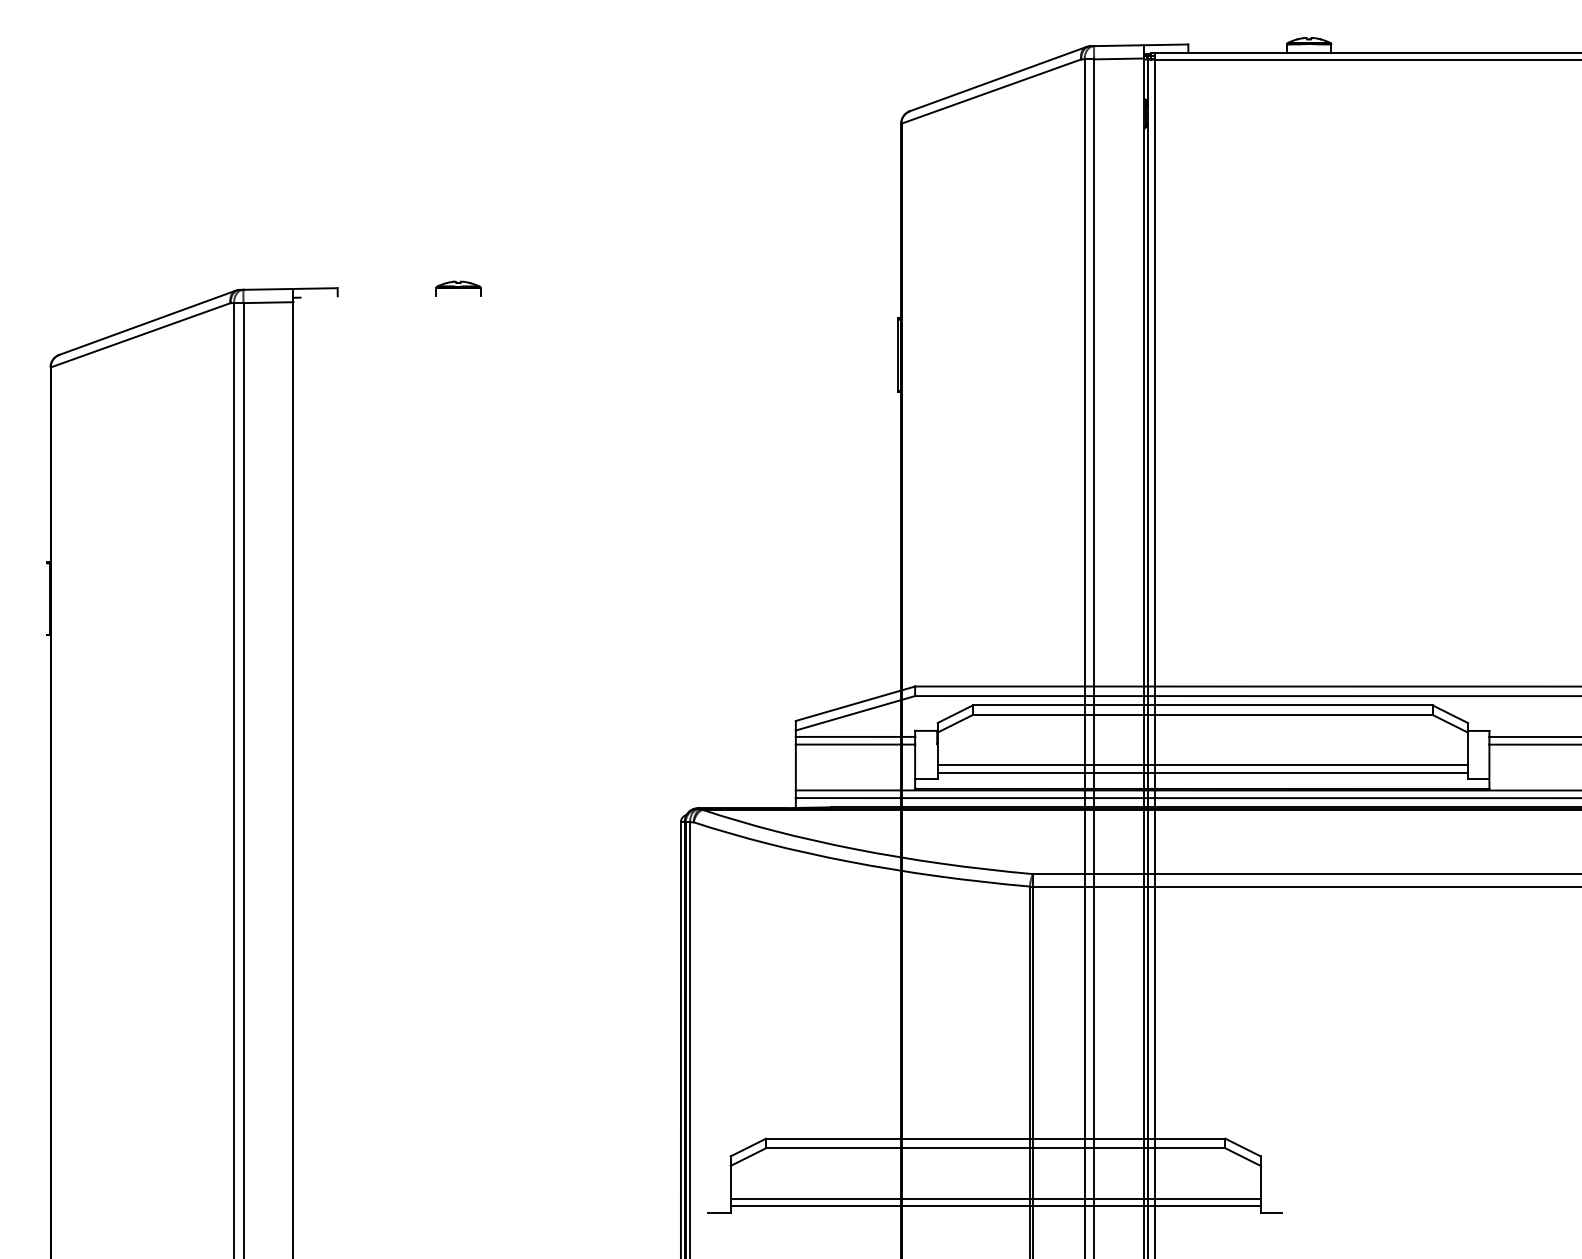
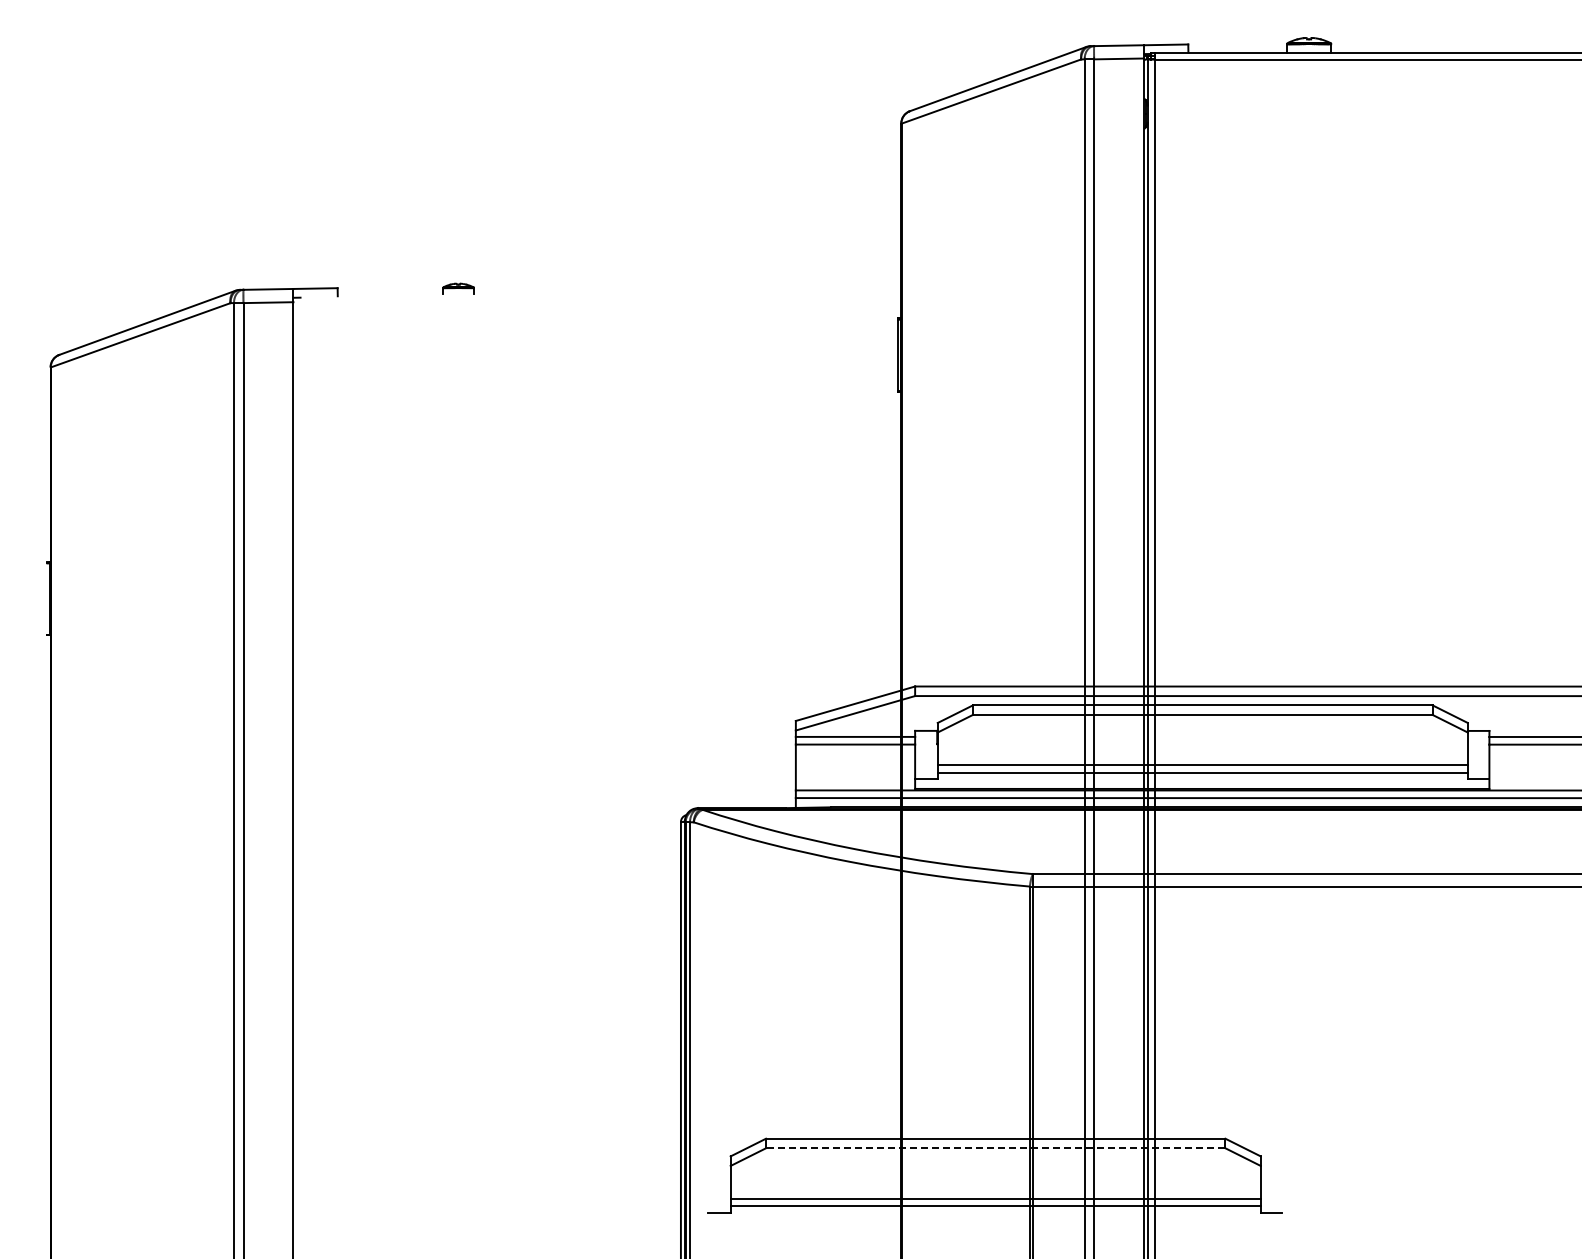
part size: 47x17 px -> 33x13 px (458, 288)
line: solid -> dashed (995, 1148)
